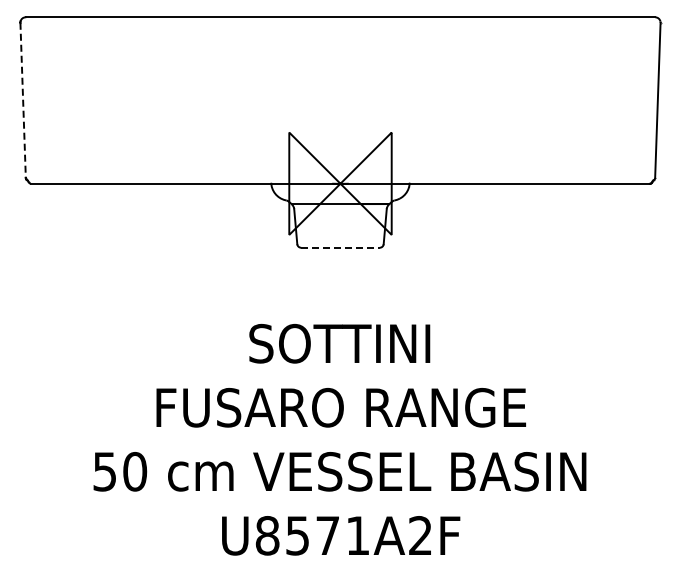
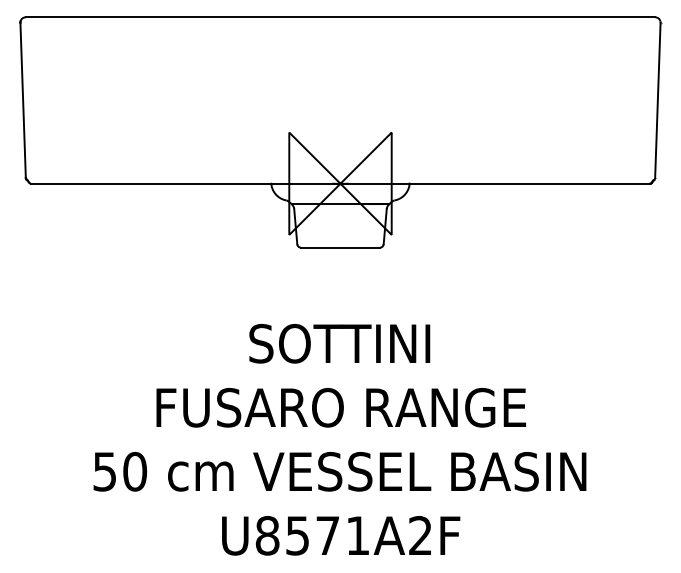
line: dashed -> solid (23, 100)
line: dashed -> solid (340, 247)
